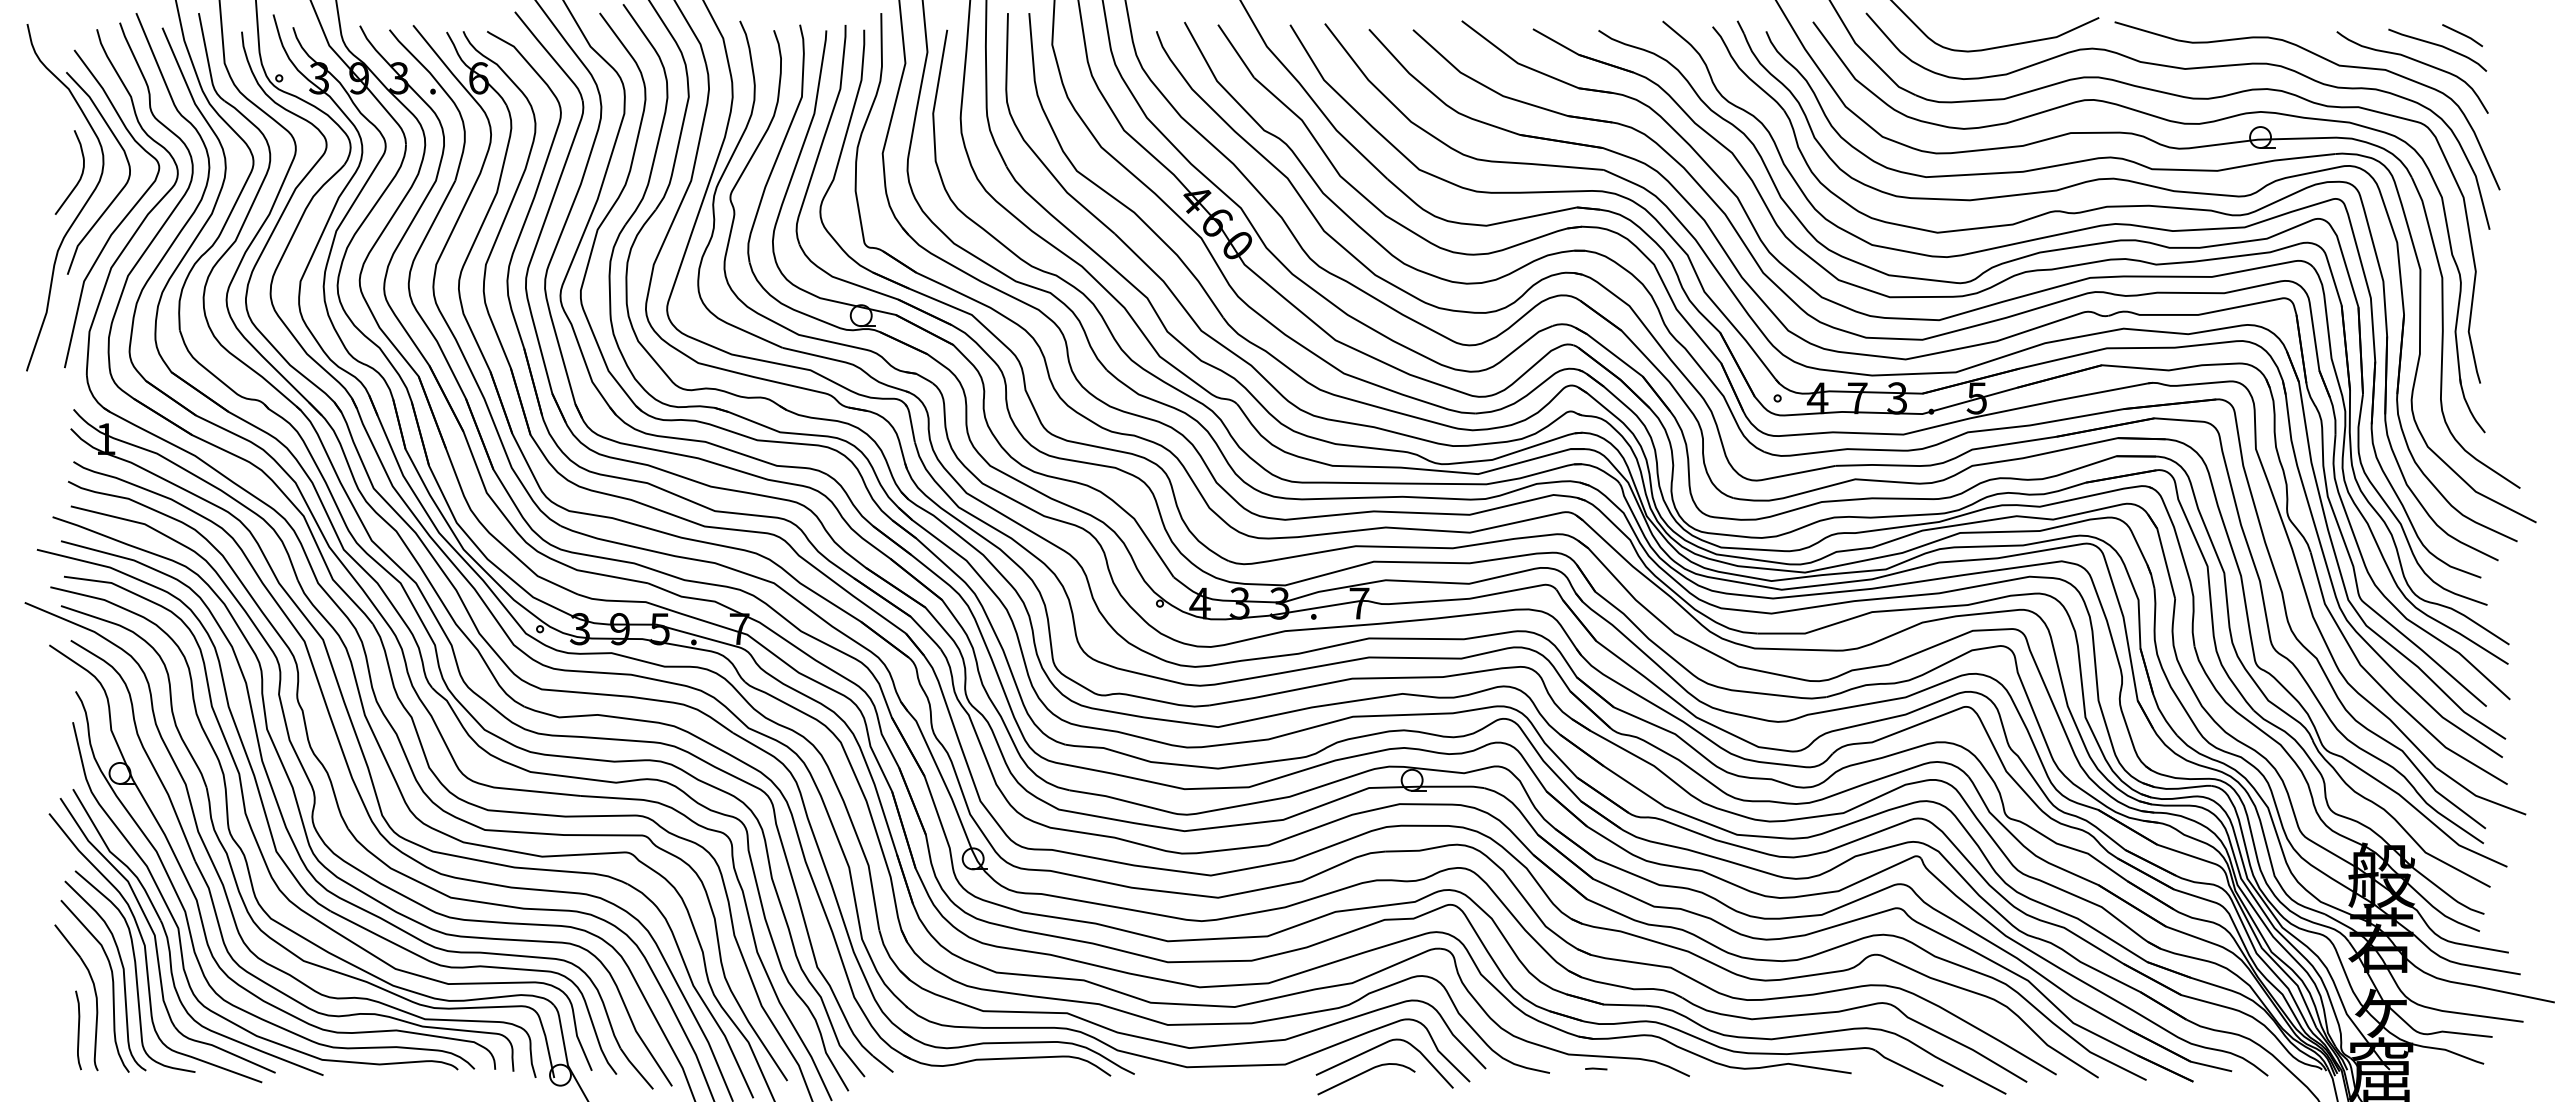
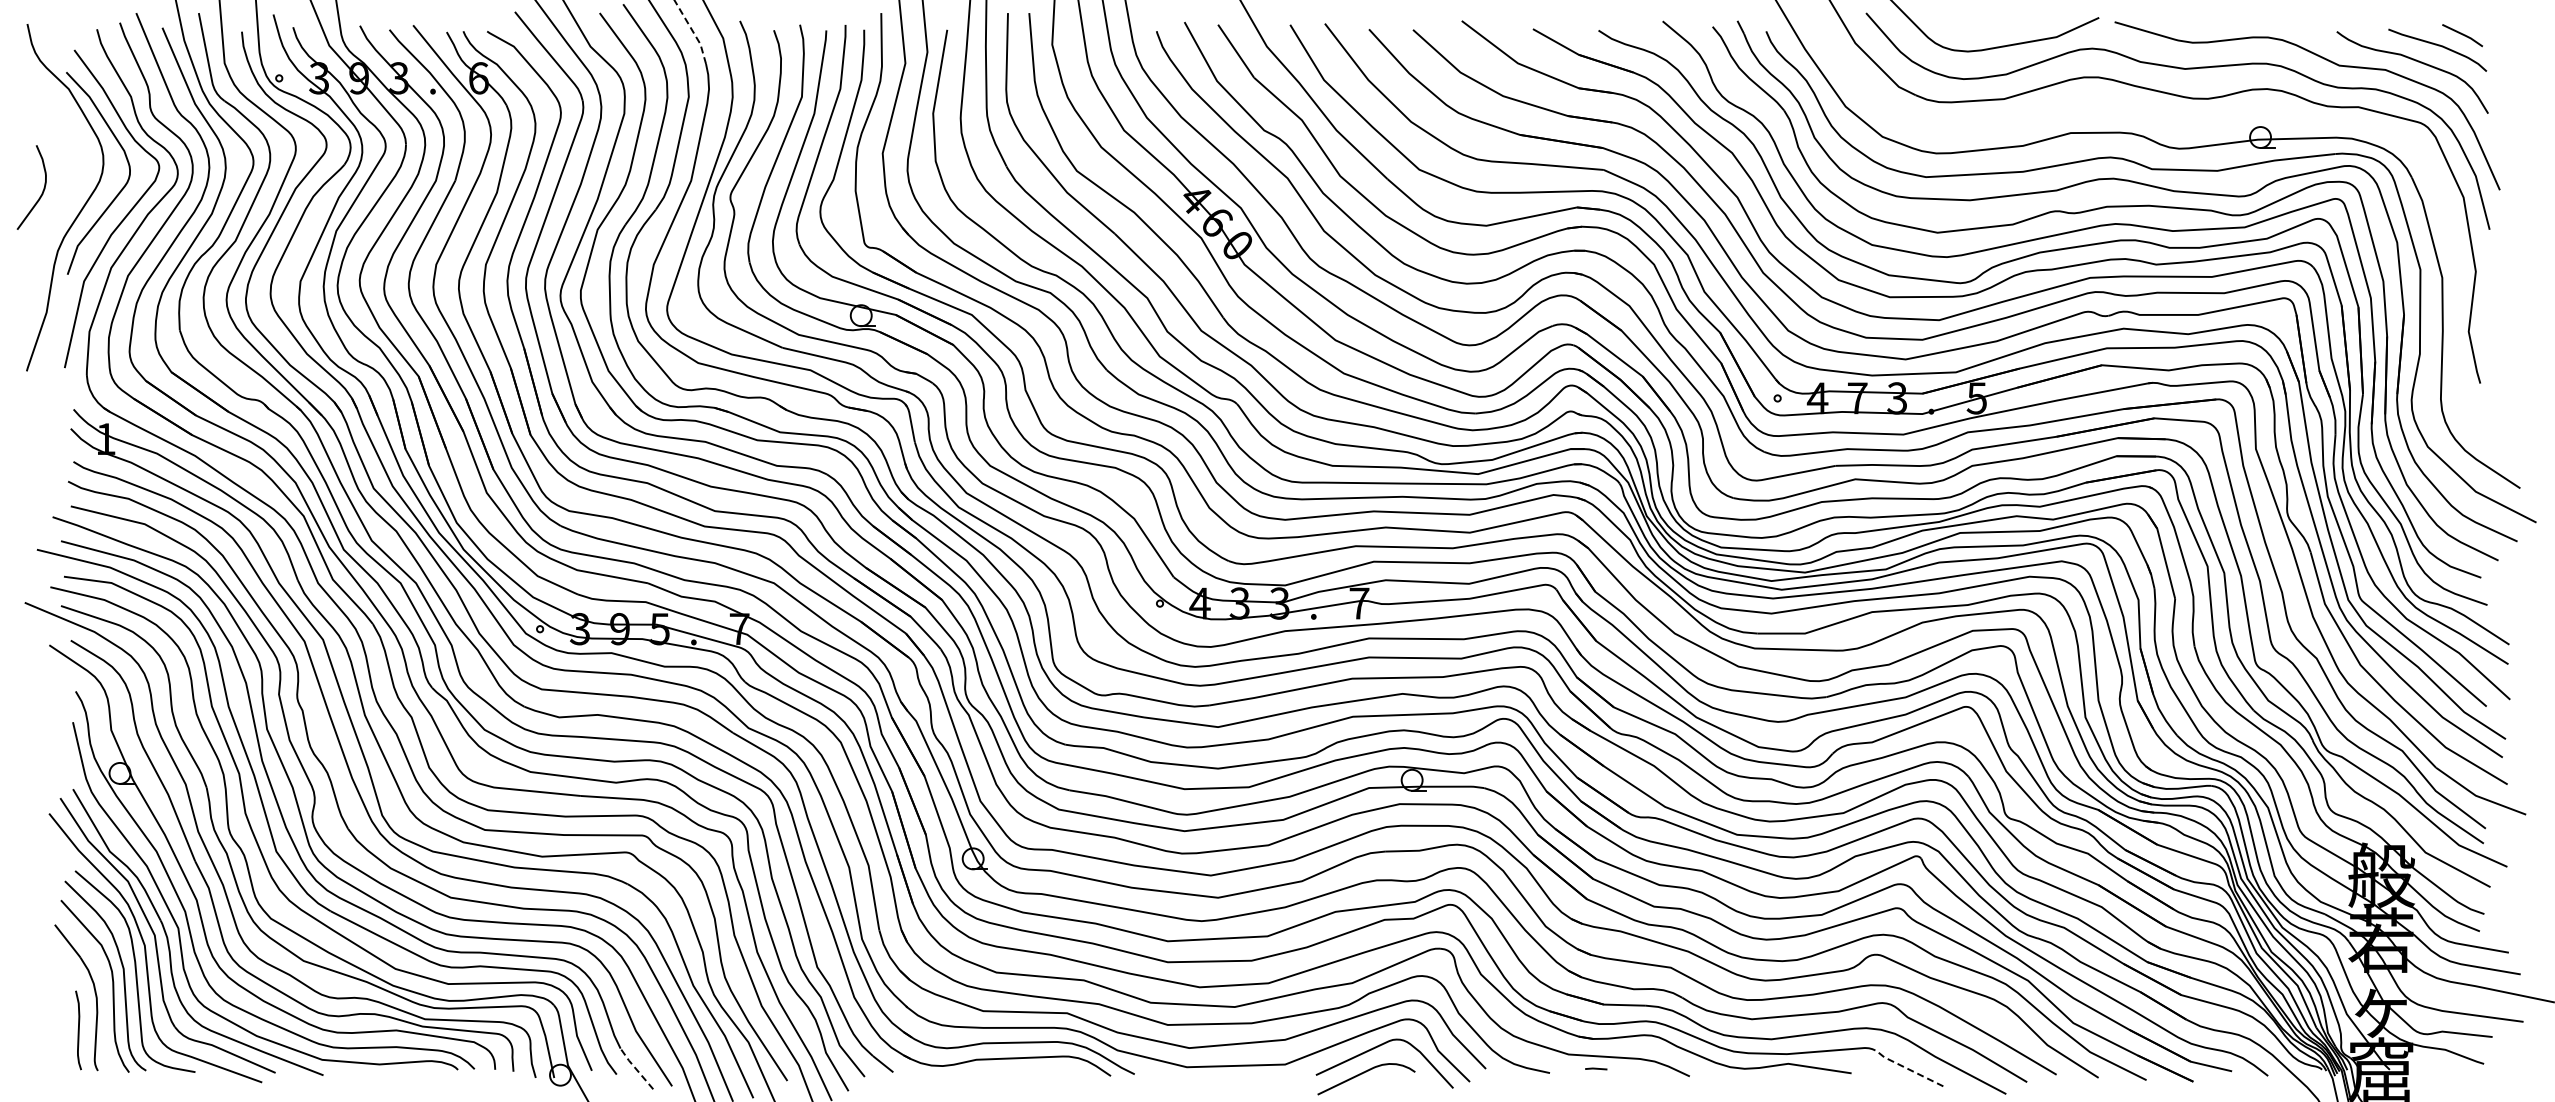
line: solid -> dashed (692, 31)
part: present -> none (2171, 122)
curve position: (80, 175) -> (42, 190) (42, 190)
line: solid -> dashed (636, 1068)
line: solid -> dashed (1907, 1068)
